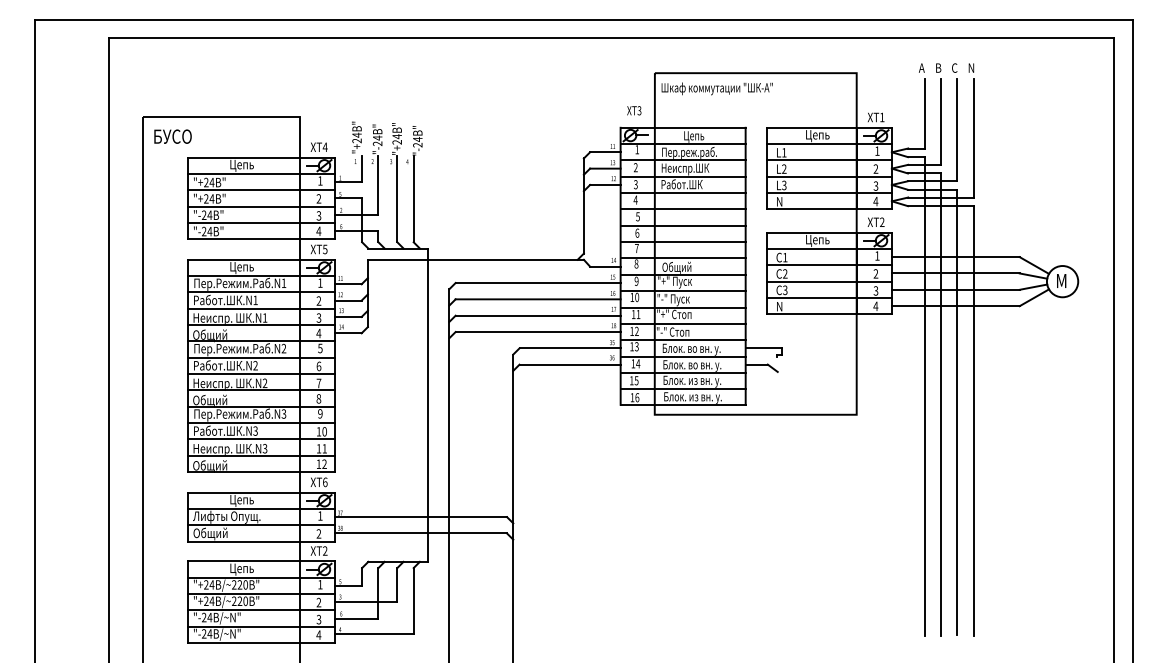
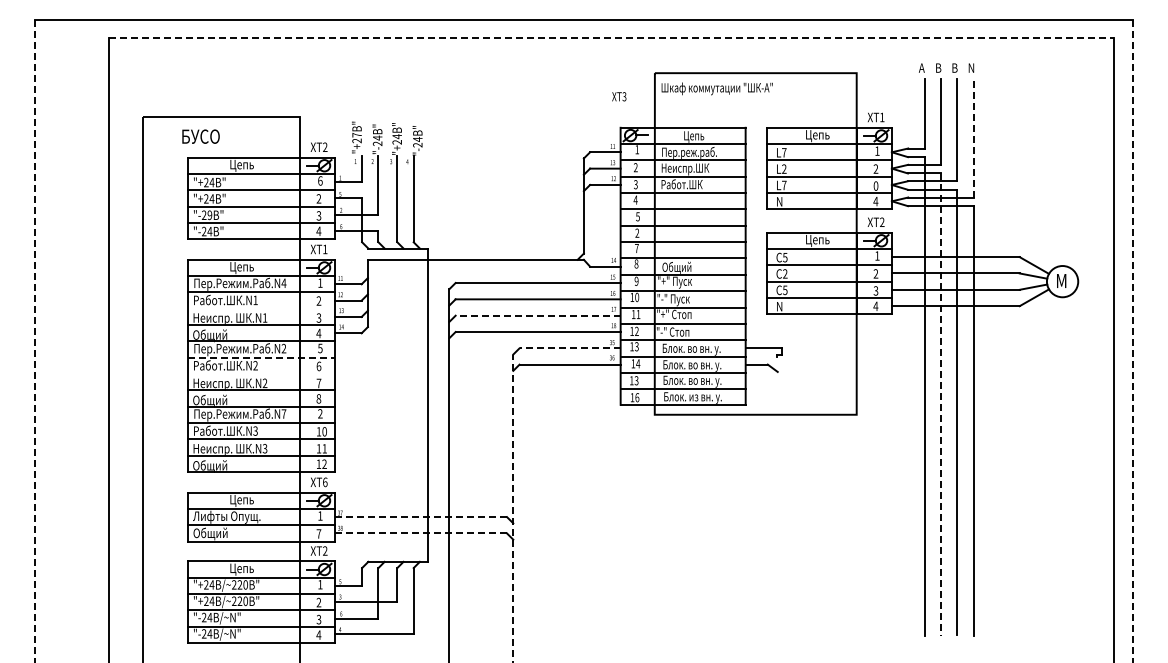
line: solid -> dashed (611, 38)
text: C -> B (954, 67)
text position: (634, 110) -> (619, 96) (619, 96)
text: "+24 -> "+27 (356, 134)
text position: (172, 136) -> (200, 136) (200, 136)
line: solid -> dashed (973, 137)
text: XT4 -> XT2 (324, 146)
text: L1 -> L7 (784, 152)
text: 1 -> 6 (320, 180)
text: L3 -> L7 (784, 185)
text: 3 -> 0 (875, 185)
text: "-24 -> "-29 (209, 215)
text: 6 -> 2 (637, 232)
text: XT5 -> XT1 (325, 249)
text: C1 -> C5 (785, 257)
text: .N1 -> .N4 (283, 282)
text: C3 -> C5 (785, 289)
line: present -> none (260, 308)
line: solid -> dashed (537, 315)
line: solid -> dashed (35, 341)
line: solid -> dashed (1132, 341)
line: solid -> dashed (570, 348)
line: solid -> dashed (261, 357)
line: present -> none (260, 374)
text: 15 -> 13 (636, 378)
text: Блок. из вн. у. -> Блок. во вн. у. (705, 382)
line: solid -> dashed (940, 405)
text: .N3 -> .N7 (283, 413)
text: 9 -> 2 (320, 413)
line: solid -> dashed (513, 508)
line: solid -> dashed (421, 517)
text: 2 -> 7 (318, 533)
line: solid -> dashed (421, 533)
